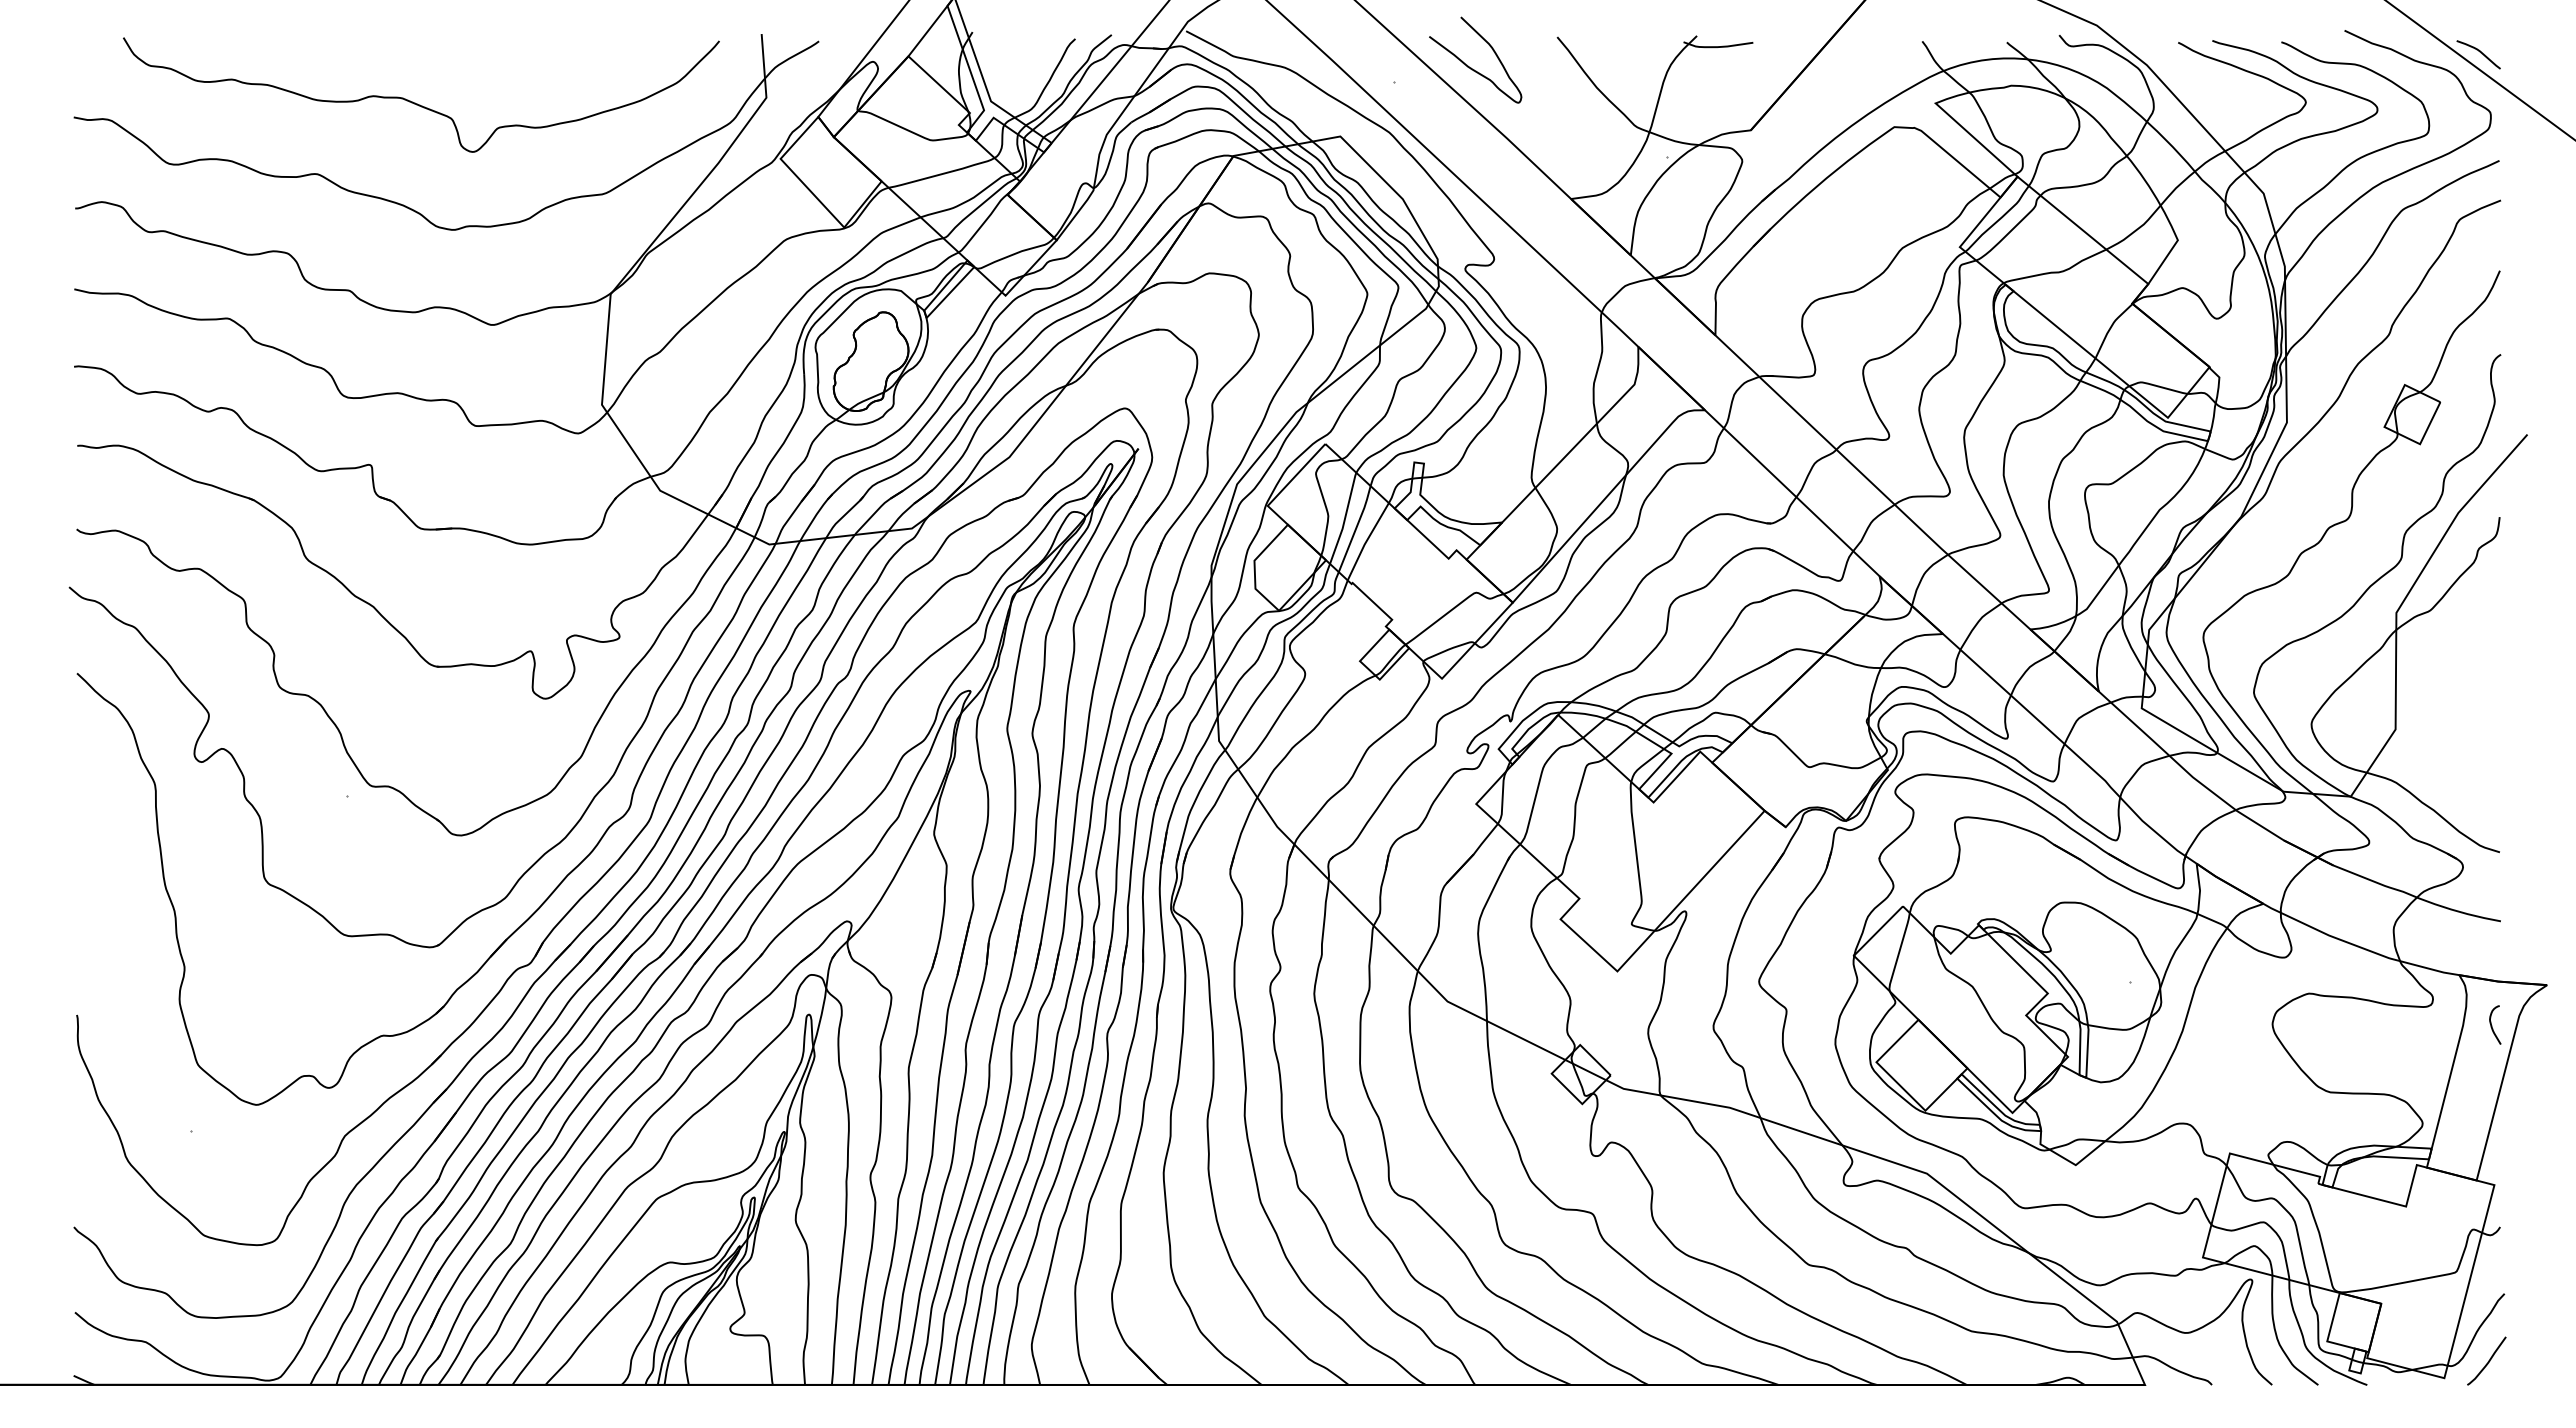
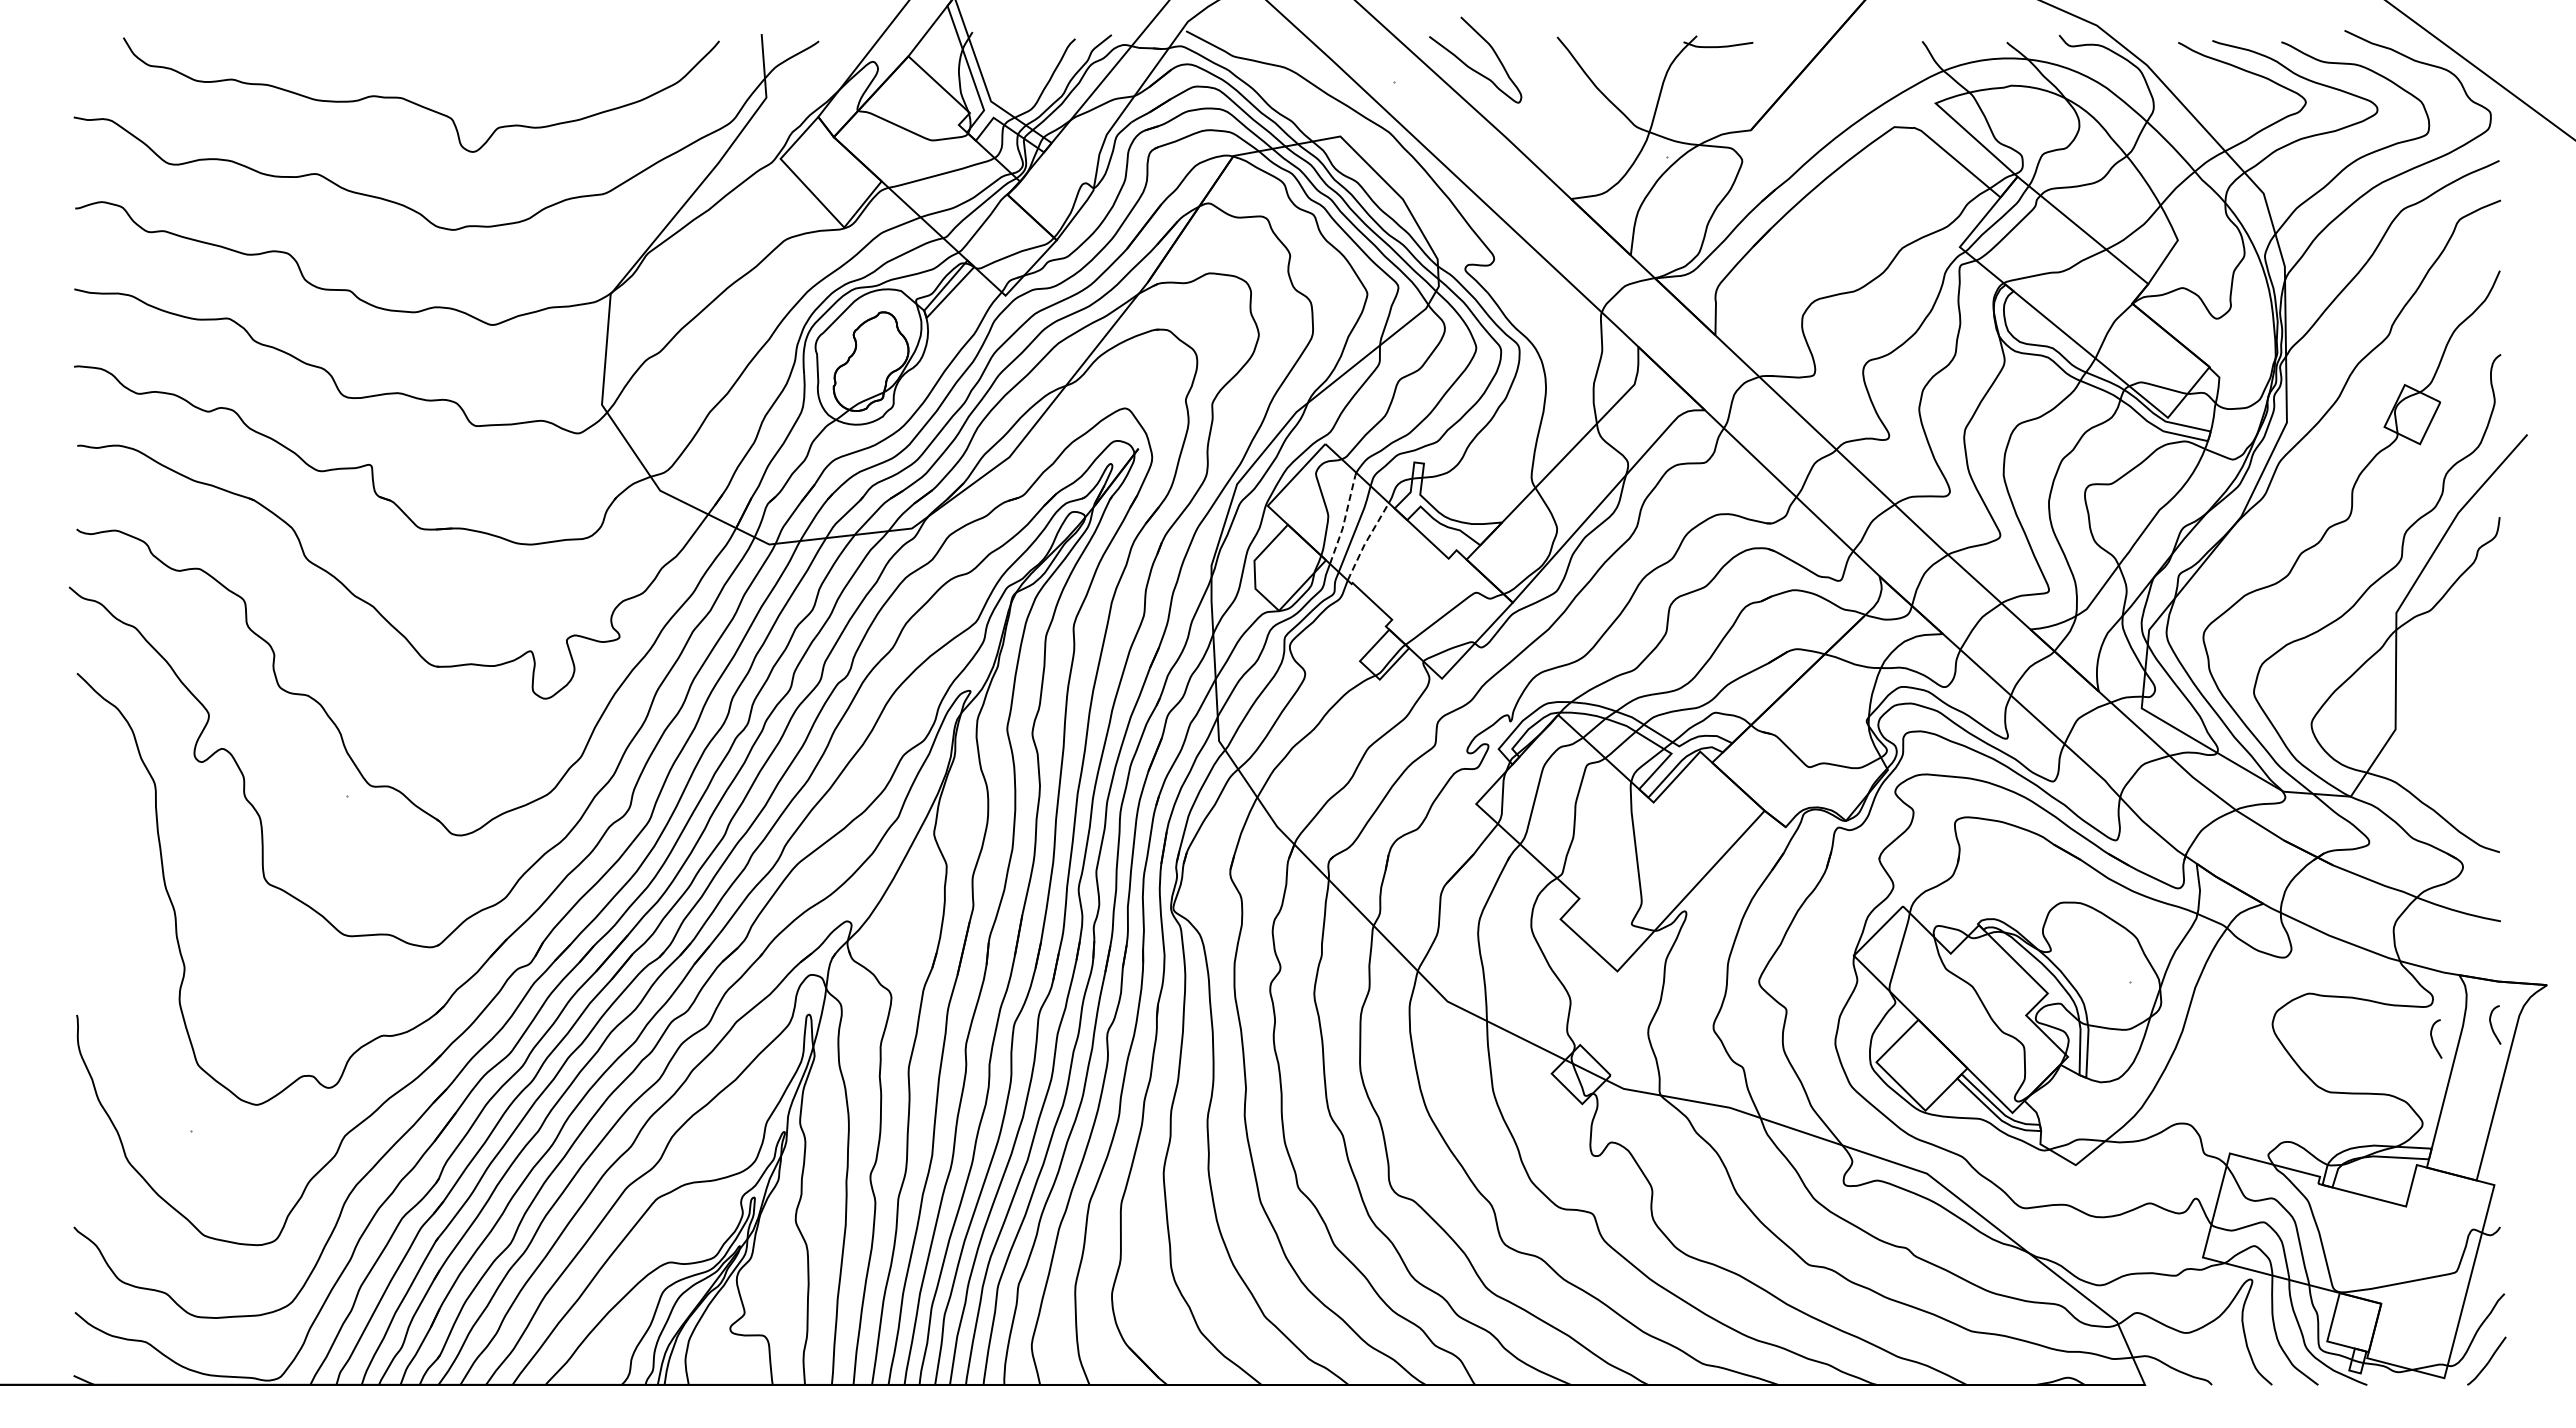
curve: present -> none (2479, 52)
line: solid -> dashed (1345, 518)
line: solid -> dashed (1366, 541)
curve: none -> present (2433, 1039)
